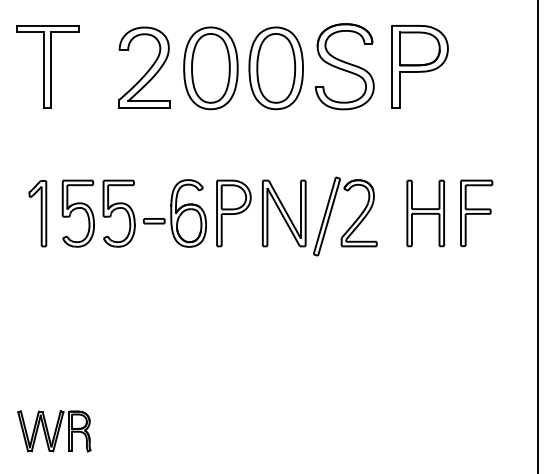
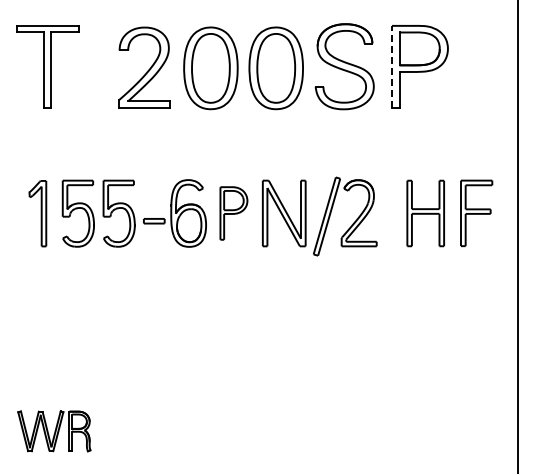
line: solid -> dashed (392, 66)
part size: 36x69 px -> 30x55 px (233, 213)
line position: (538, 236) -> (518, 236) (518, 236)
